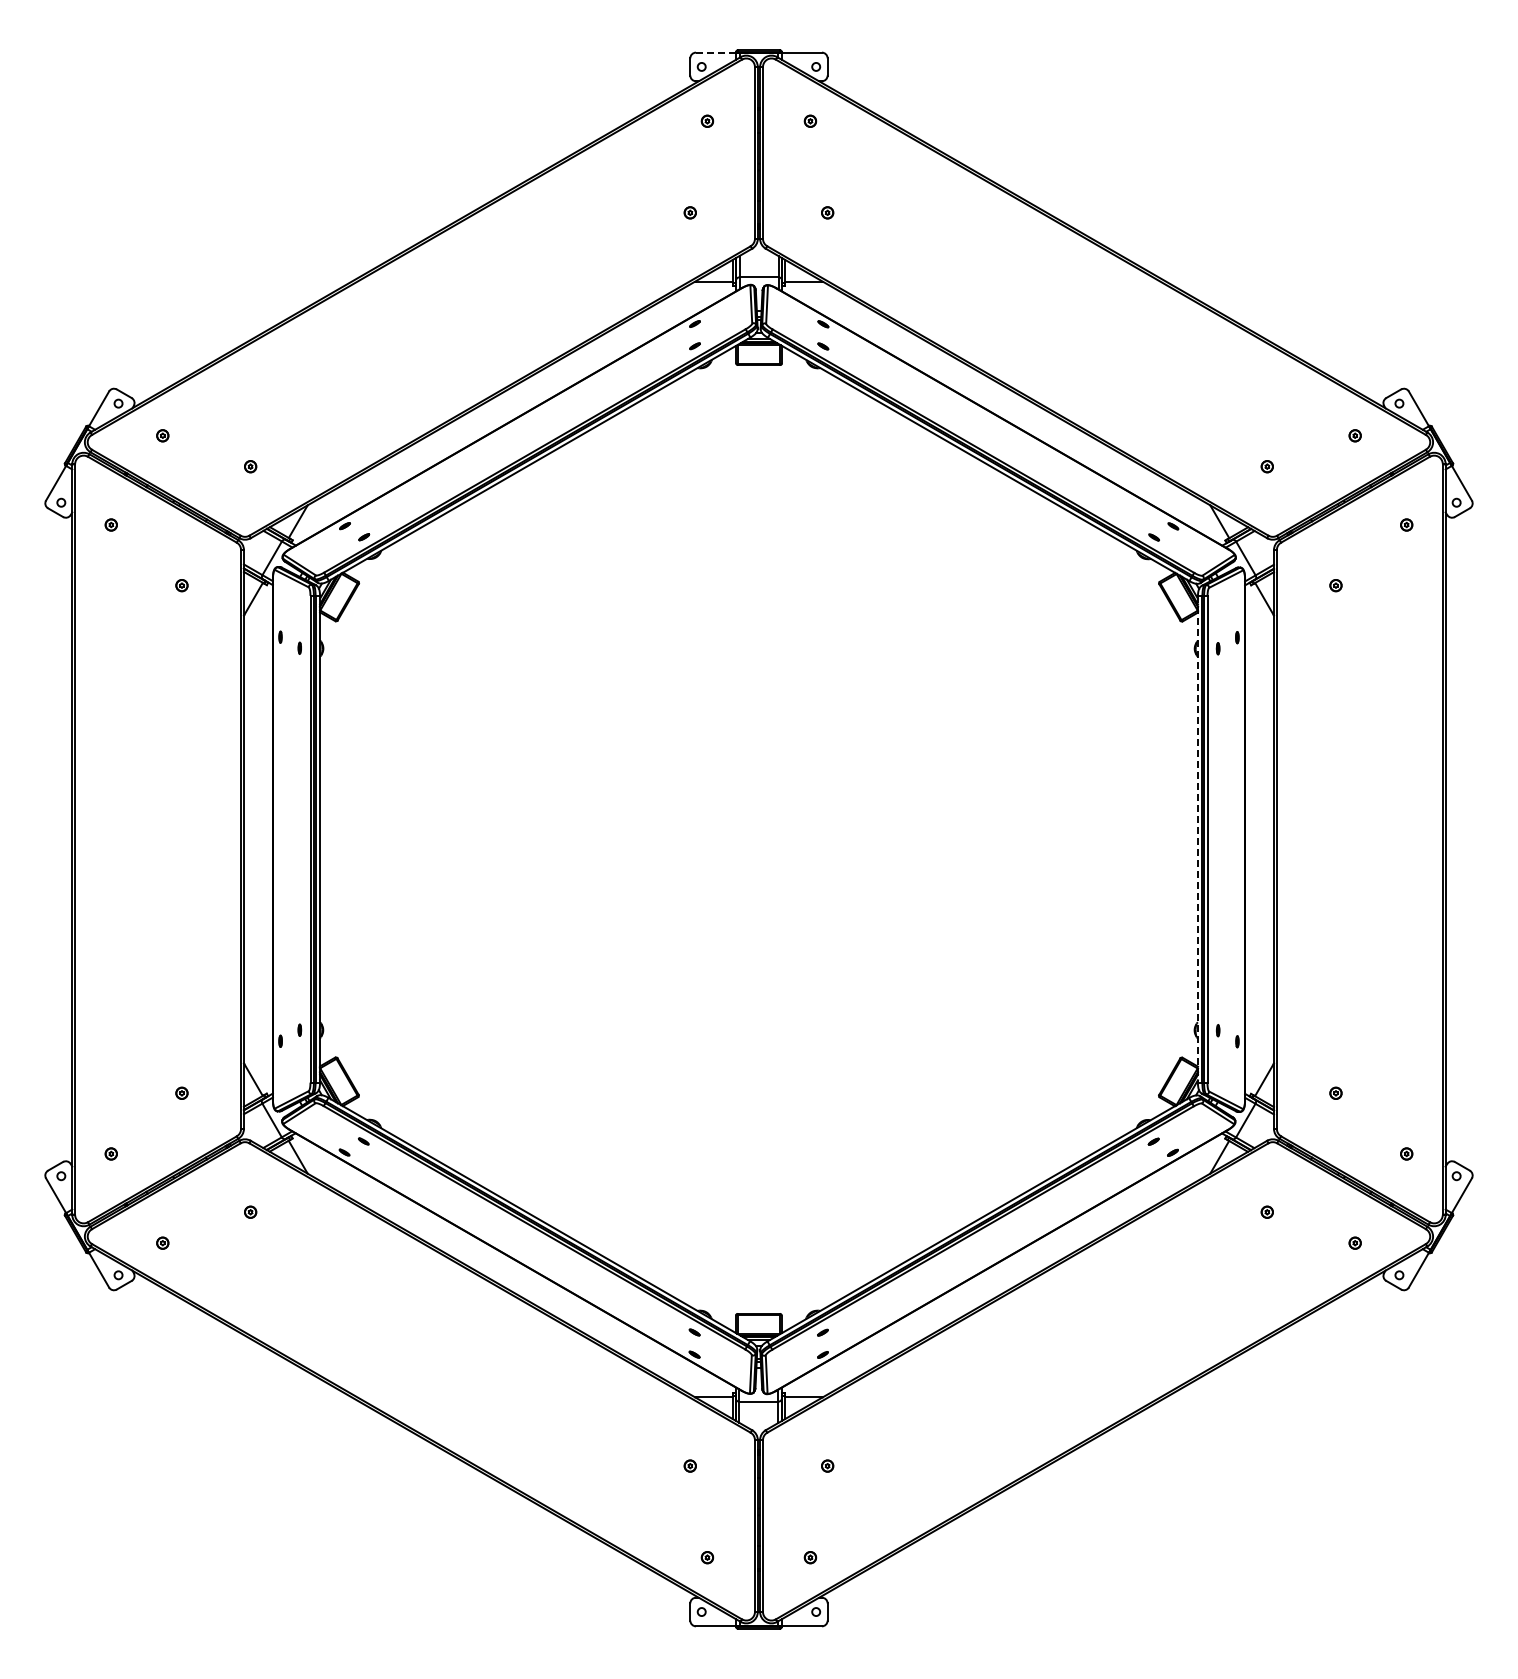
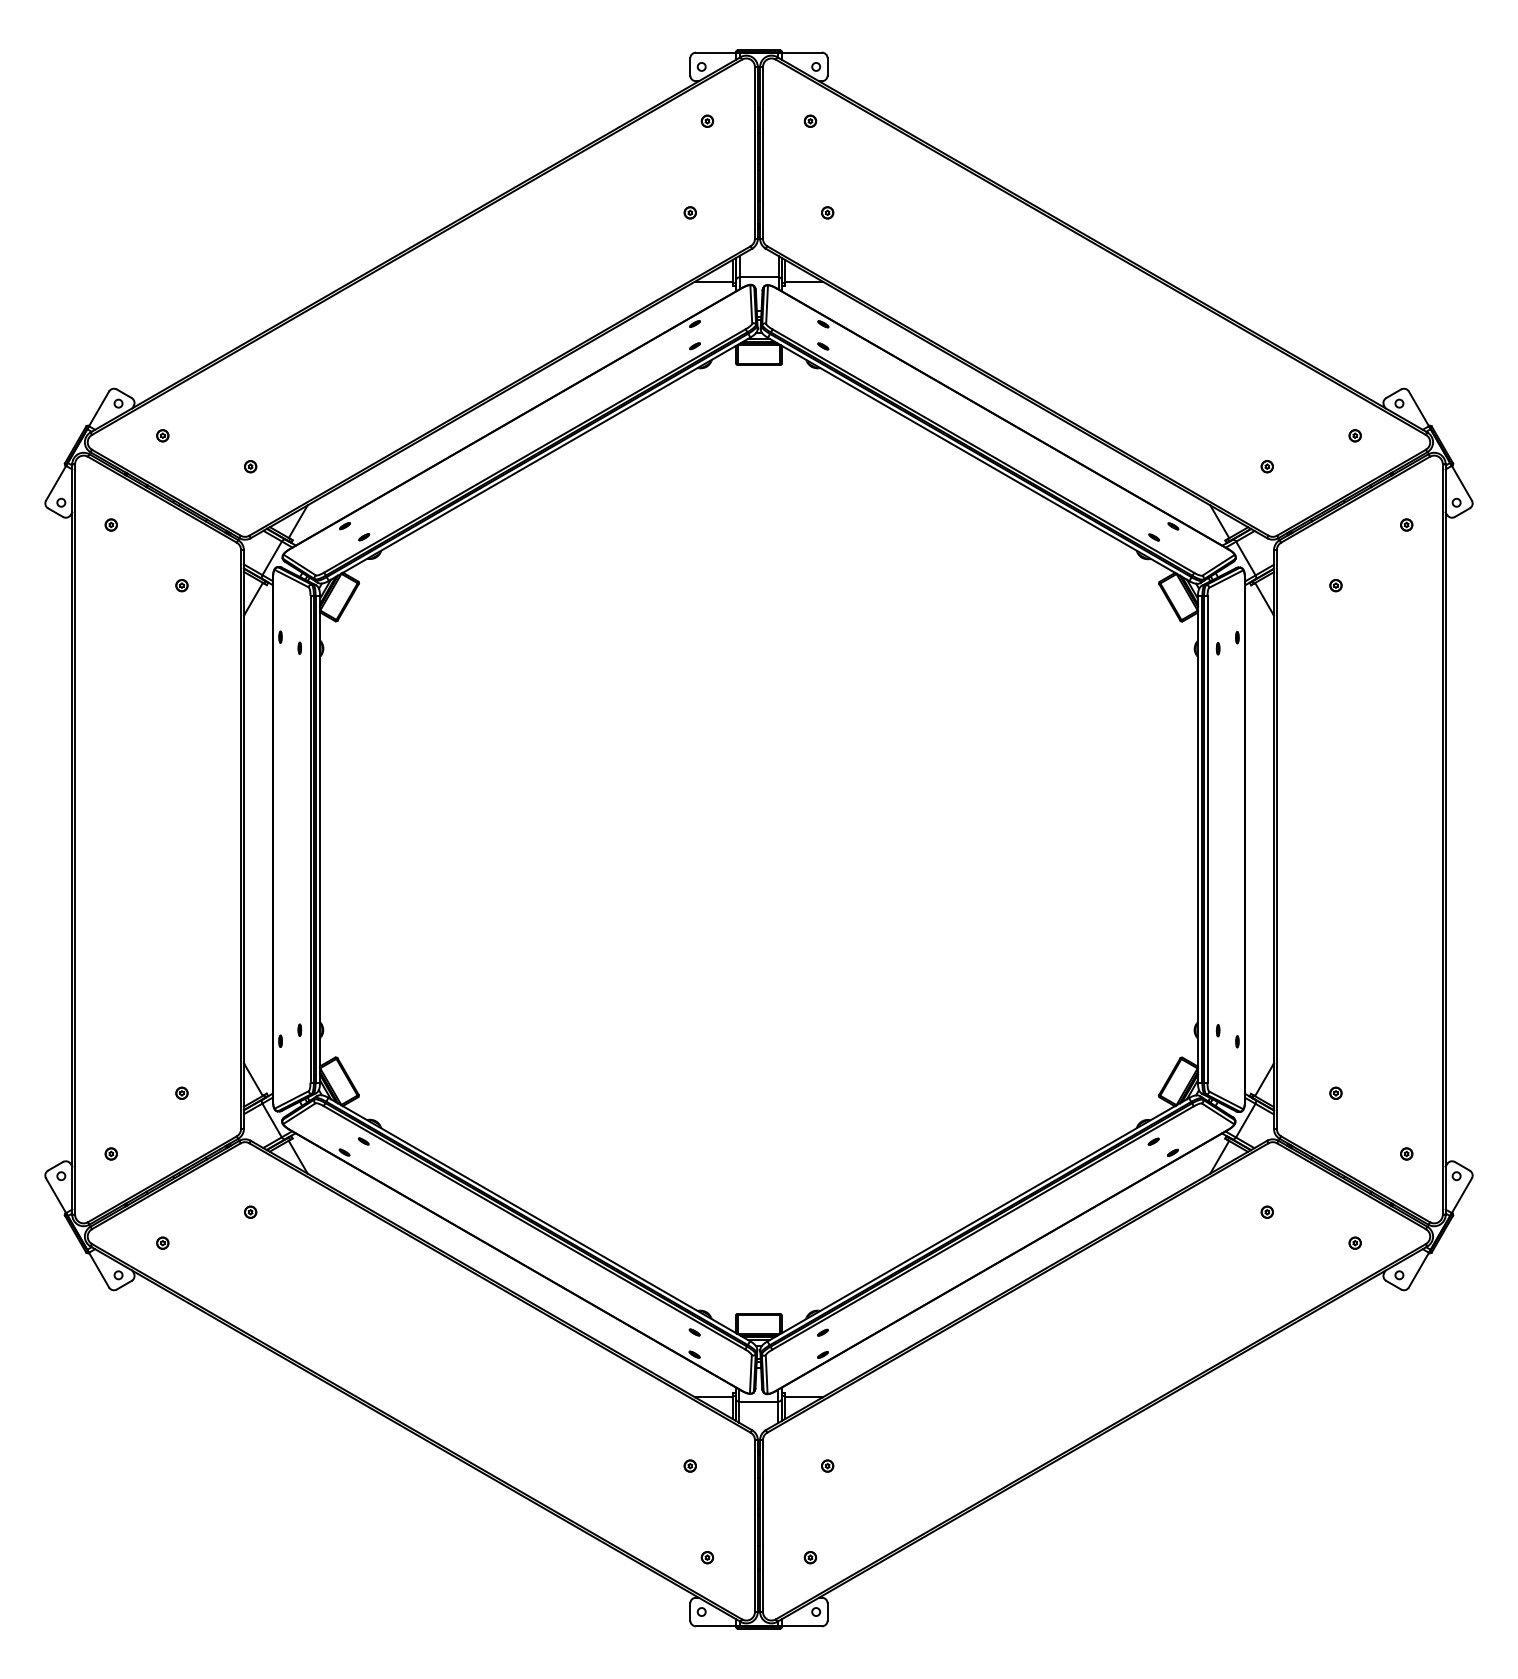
line: dashed -> solid (715, 52)
line: dashed -> solid (1197, 840)
